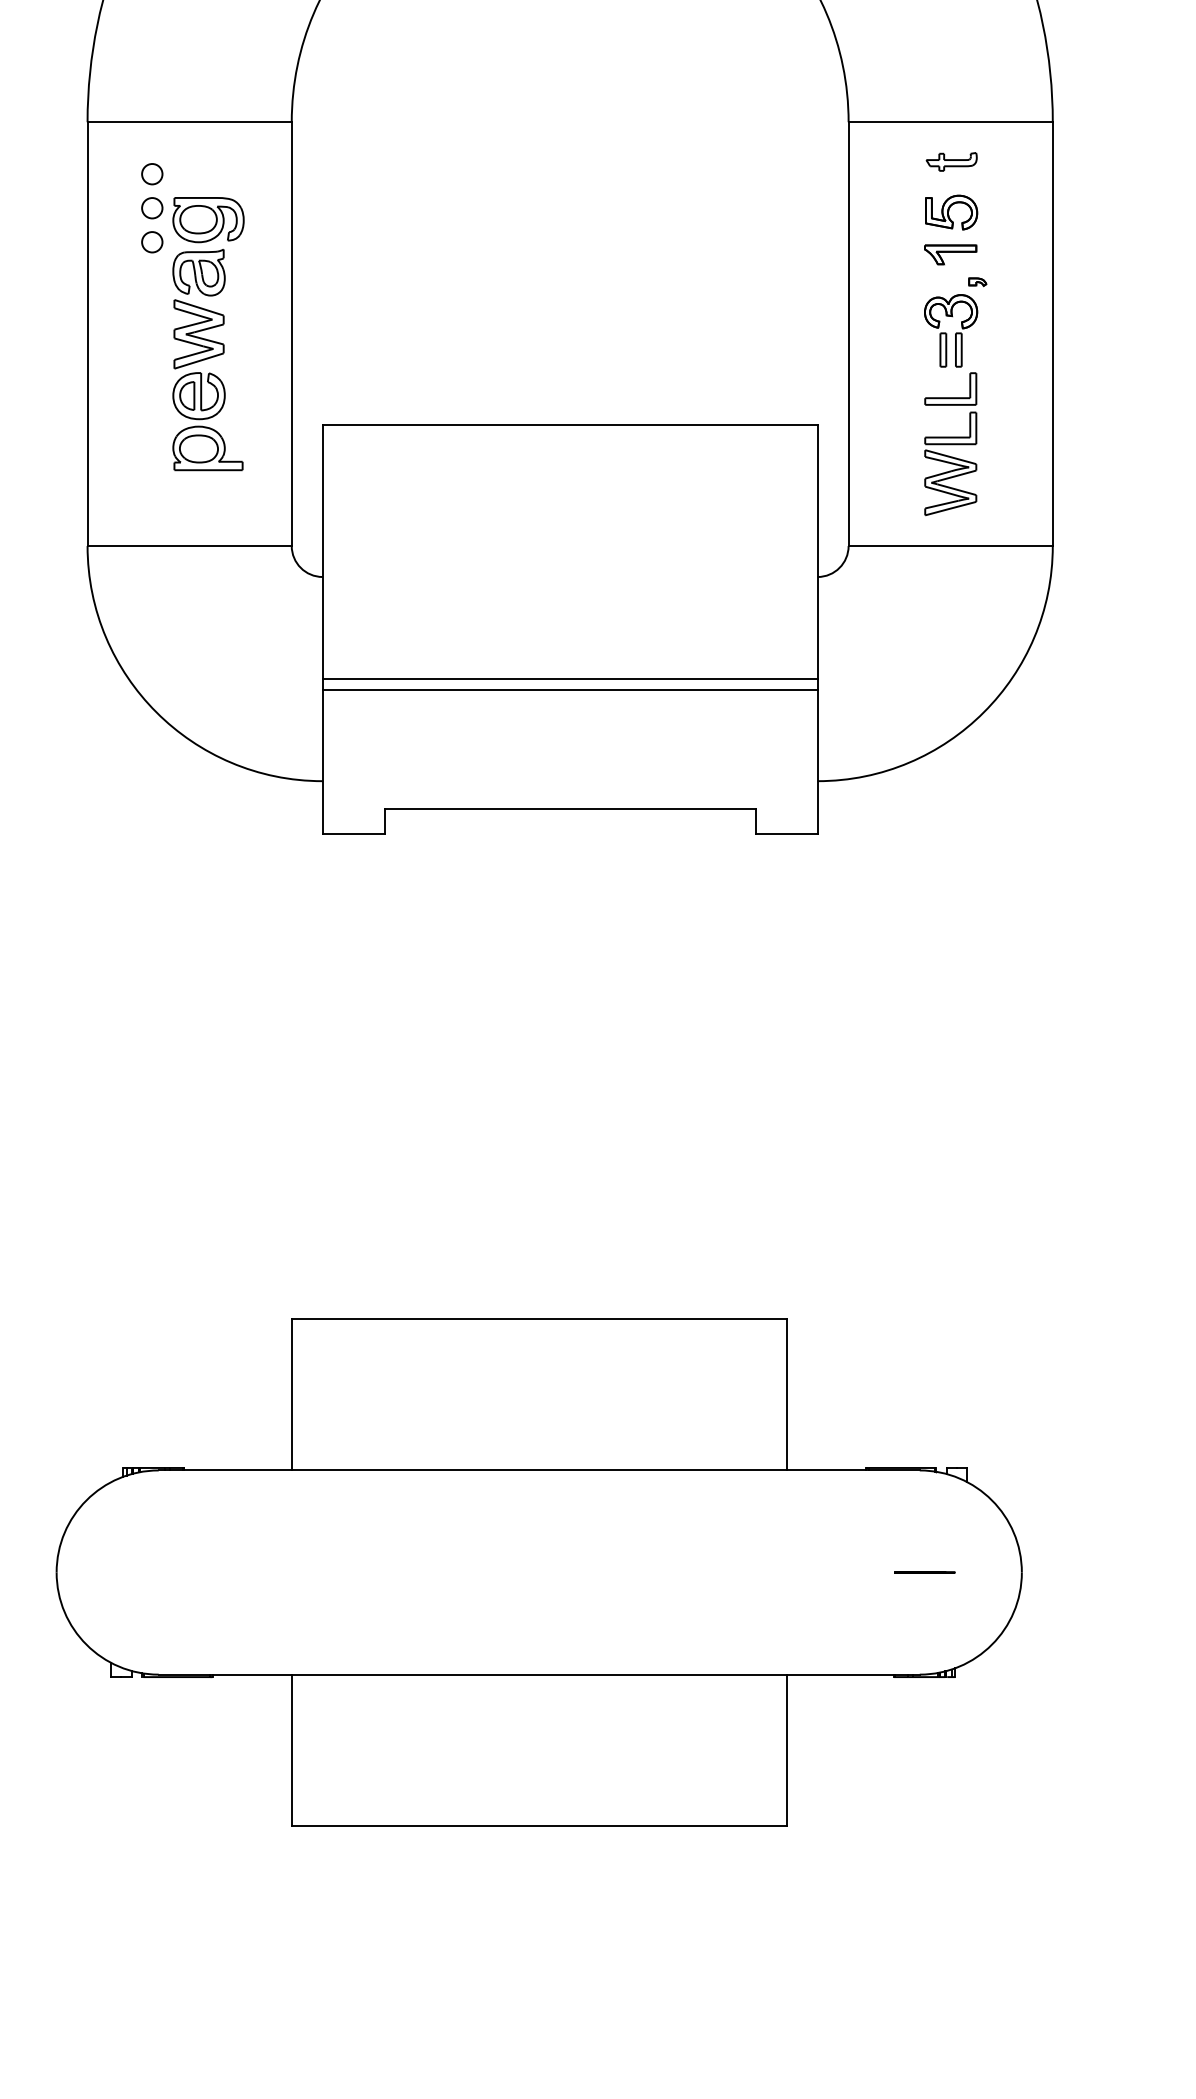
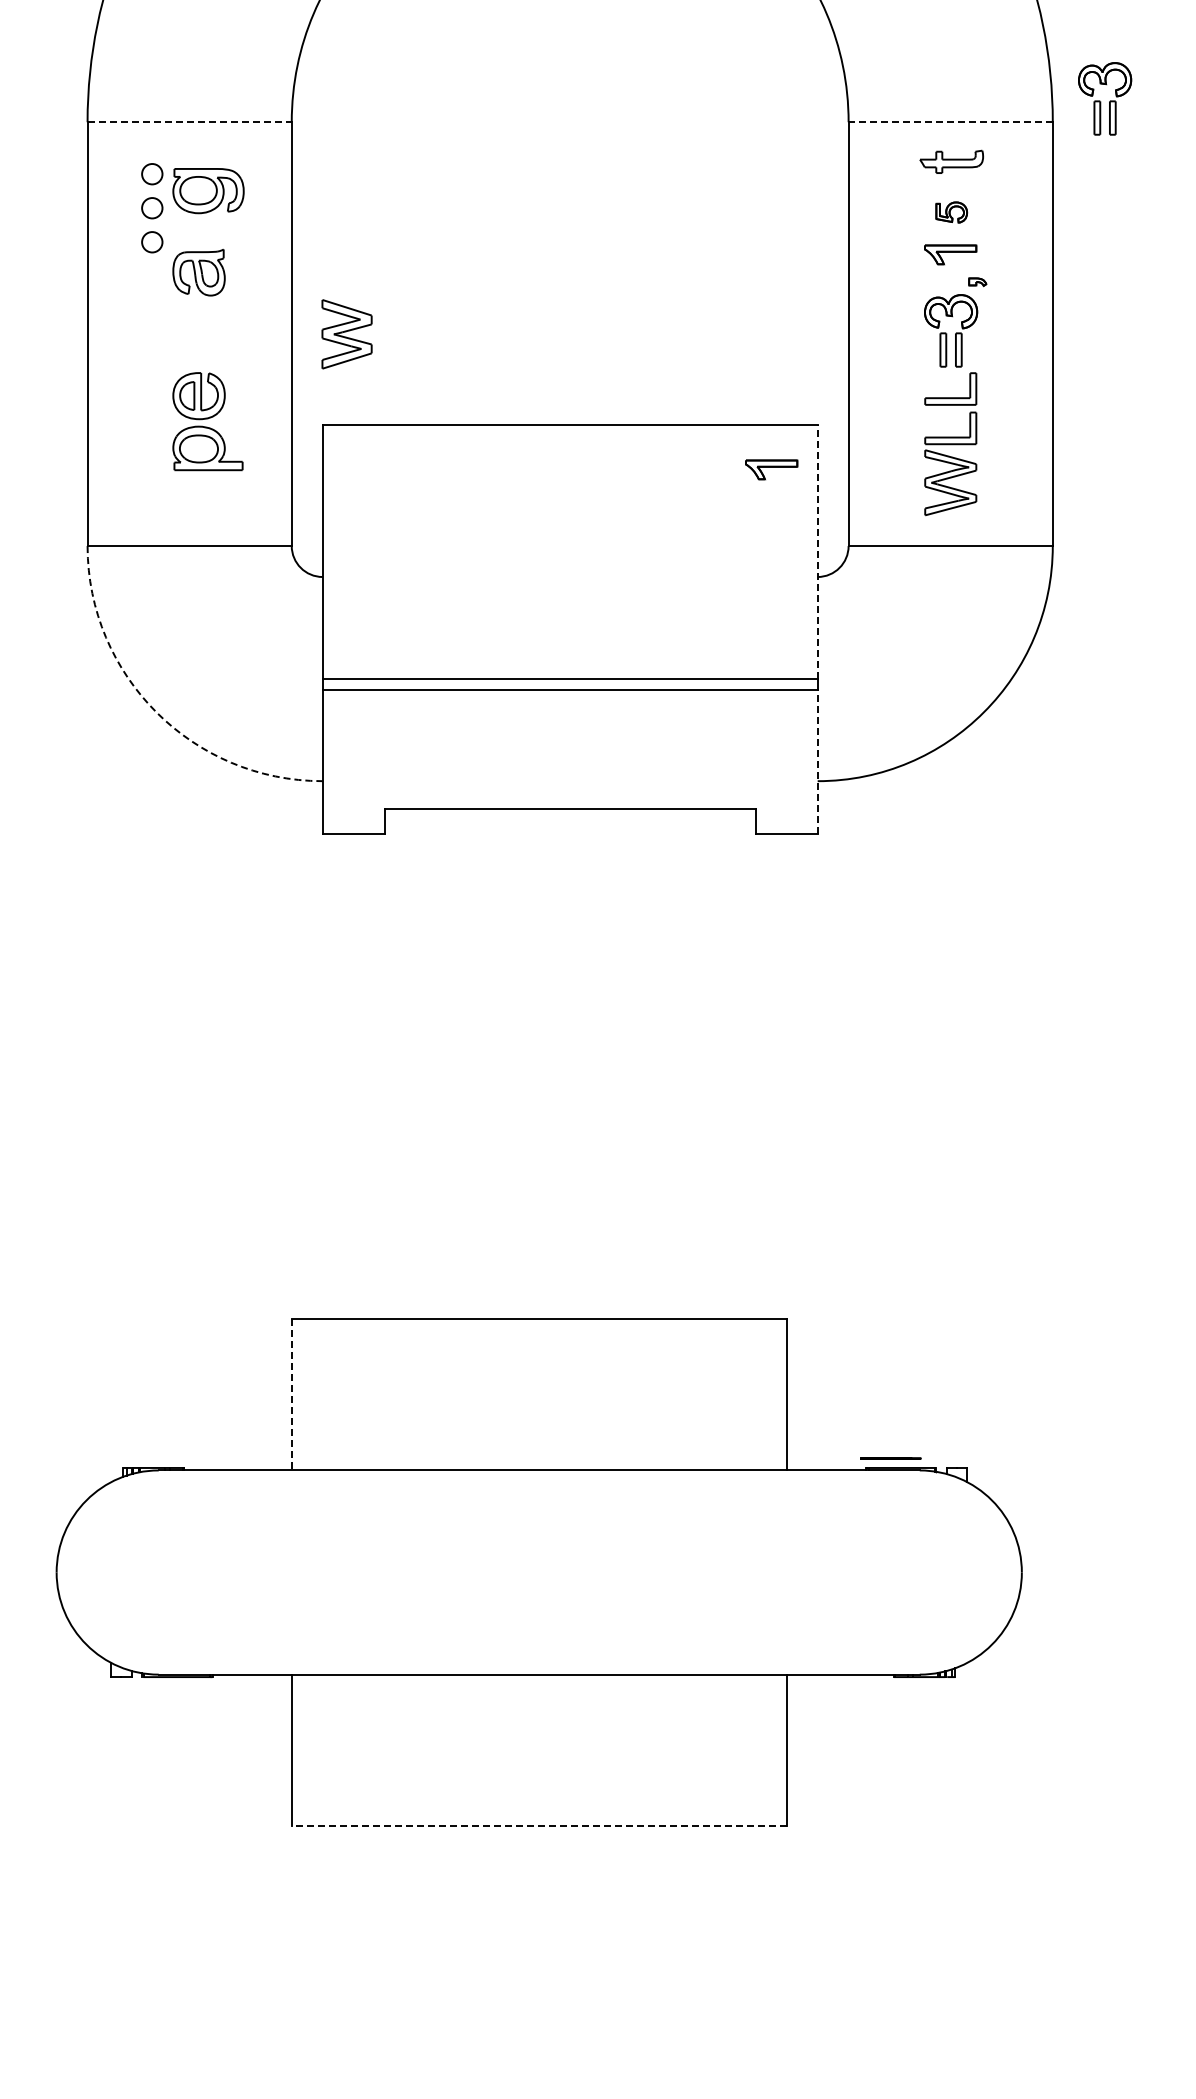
part: none -> present (1105, 98)
line: solid -> dashed (190, 122)
line: solid -> dashed (950, 122)
part size: 53x20 px -> 65x25 px (951, 161)
part size: 54x37 px -> 34x23 px (951, 212)
part position: (208, 220) -> (208, 191) (208, 191)
part position: (198, 334) -> (346, 334) (346, 334)
part: none -> present (771, 469)
line: solid -> dashed (817, 552)
arc: solid -> dashed (156, 712)
line: solid -> dashed (817, 761)
line: solid -> dashed (291, 1394)
line position: (924, 1572) -> (890, 1458) (890, 1458)
line: solid -> dashed (538, 1826)
